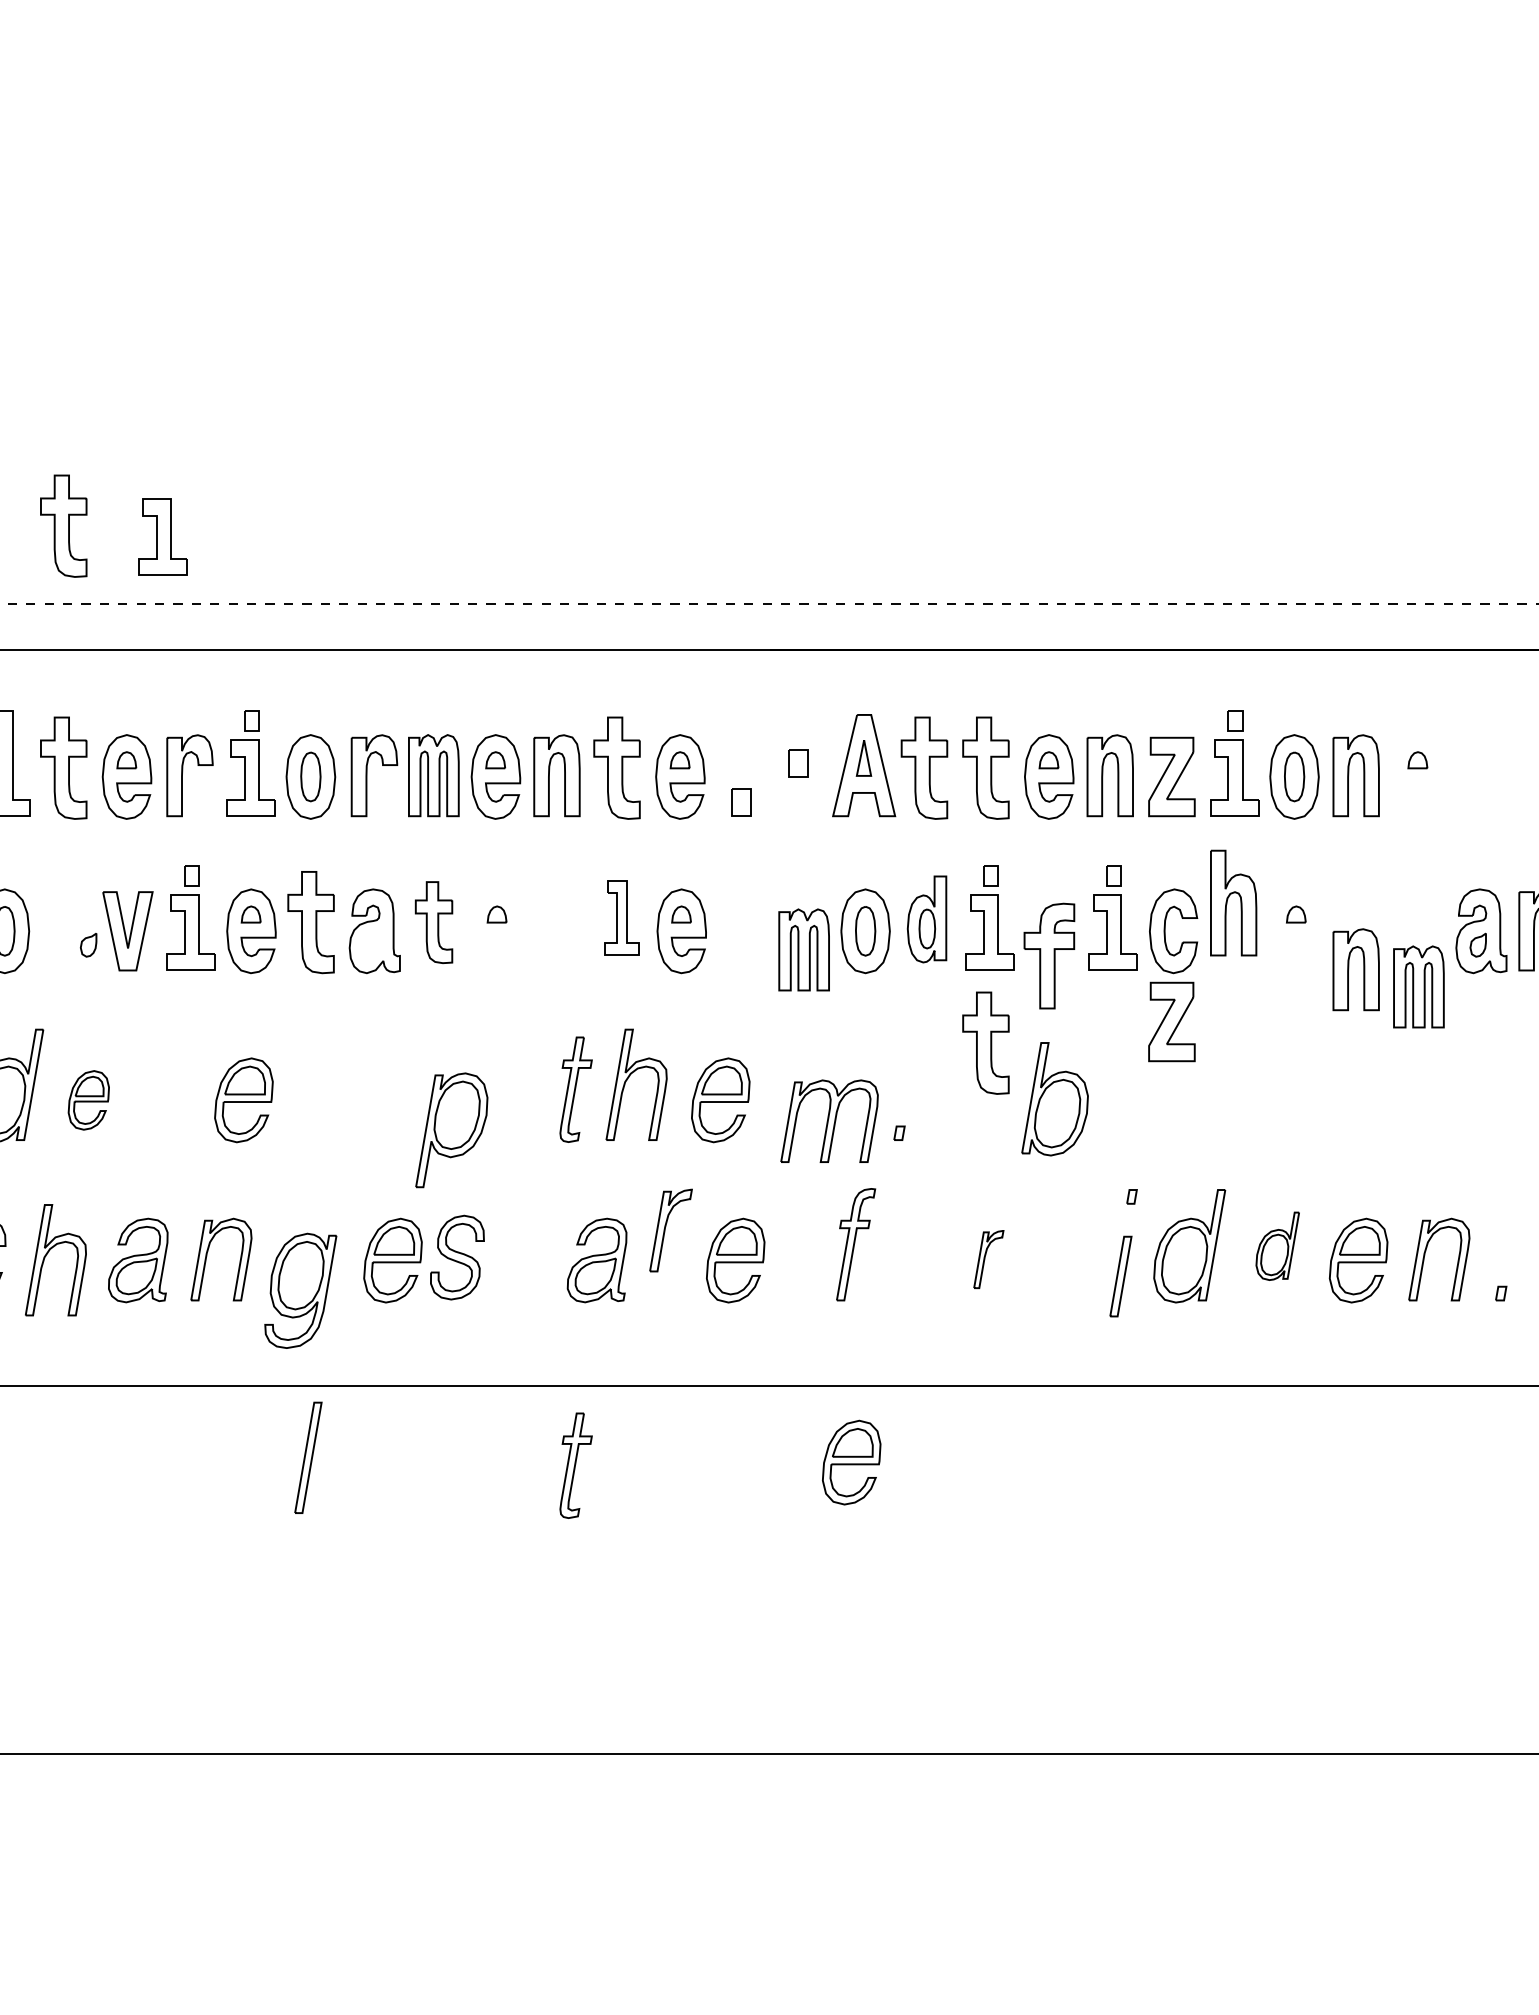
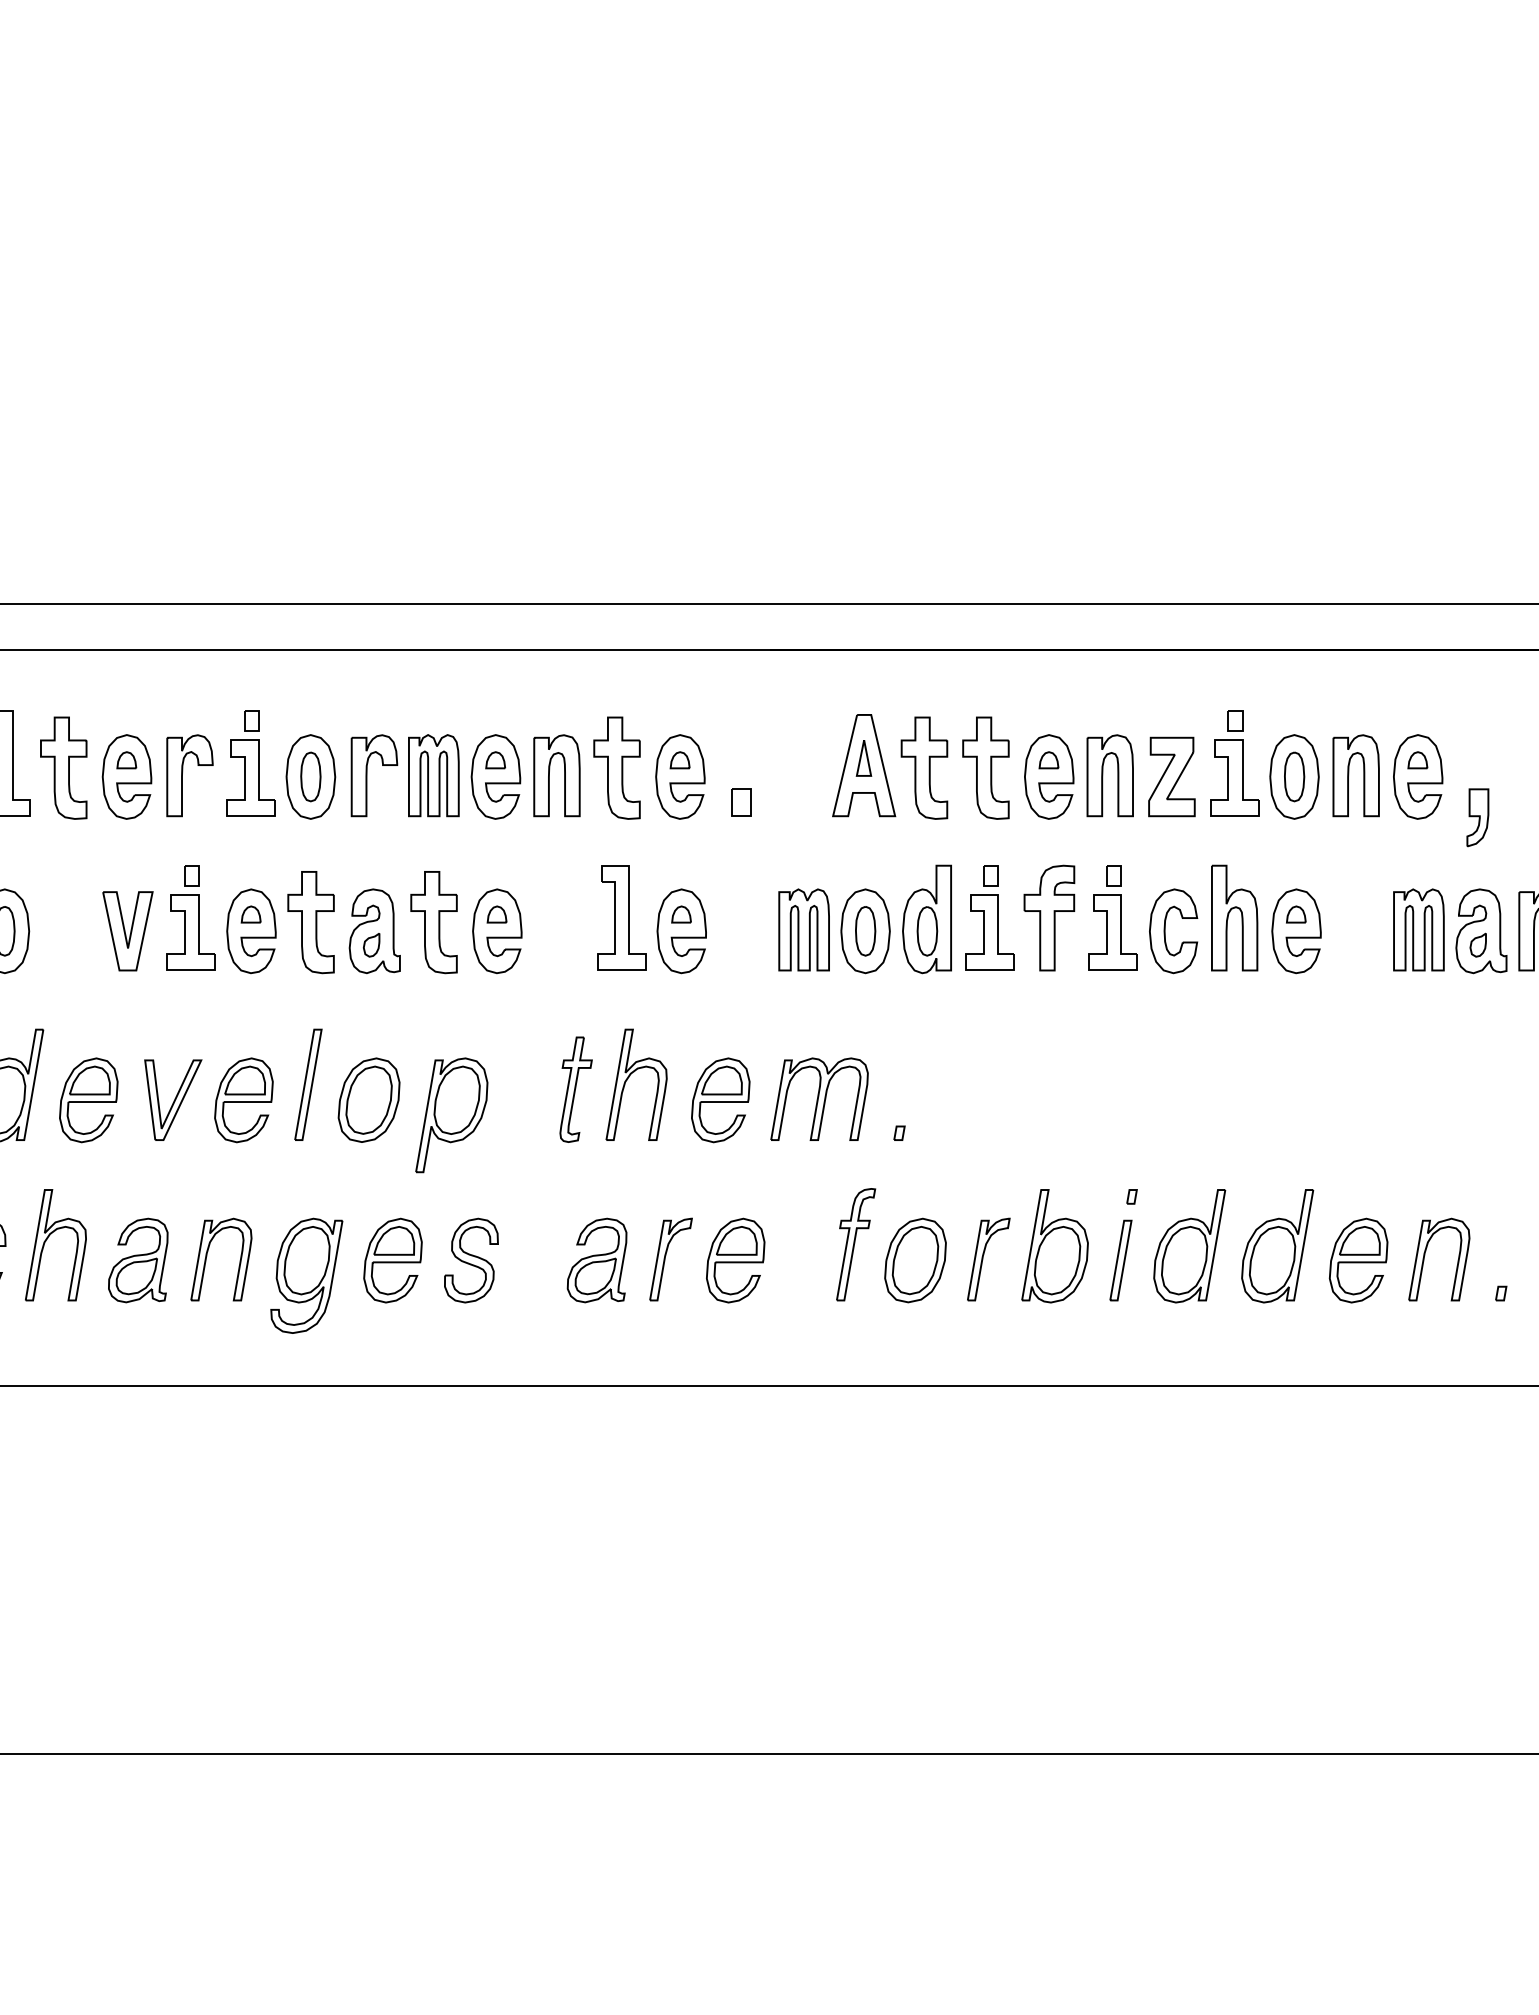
part: present -> none (63, 525)
part: present -> none (162, 536)
line: dashed -> solid (769, 603)
part: present -> none (798, 763)
part: none -> present (1418, 776)
part: none -> present (1477, 817)
part position: (1233, 902) -> (1234, 917) (1234, 917)
part size: 36x76 px -> 50x106 px (621, 917)
part size: 42x89 px -> 50x111 px (926, 919)
part size: 40x83 px -> 48x104 px (433, 922)
part: none -> present (497, 931)
part: none -> present (1296, 931)
part position: (88, 945) -> (371, 945) (371, 945)
part position: (803, 949) -> (803, 929) (803, 929)
part position: (1049, 955) -> (1049, 917) (1049, 917)
part: present -> none (1355, 969)
part position: (1418, 986) -> (1418, 929) (1418, 929)
part: present -> none (1171, 1021)
part: present -> none (985, 1042)
part: none -> present (173, 1099)
part: none -> present (368, 1099)
part position: (1054, 1099) -> (1054, 1246) (1054, 1246)
part size: 43x61 px -> 60x87 px (88, 1100)
part position: (829, 1120) -> (819, 1098) (819, 1098)
part position: (451, 1130) -> (451, 1115) (451, 1115)
part position: (670, 1230) -> (670, 1259) (670, 1259)
part size: 45x70 px -> 74x115 px (1277, 1246)
part position: (46, 1256) -> (46, 1241) (46, 1241)
part position: (457, 1257) -> (471, 1260) (471, 1260)
part size: 32x60 px -> 44x85 px (988, 1259)
part: none -> present (915, 1260)
part position: (1120, 1276) -> (1120, 1260) (1120, 1260)
part position: (300, 1290) -> (306, 1275) (306, 1275)
part position: (308, 1457) -> (308, 1084) (308, 1084)
part: present -> none (851, 1462)
part: present -> none (575, 1465)
